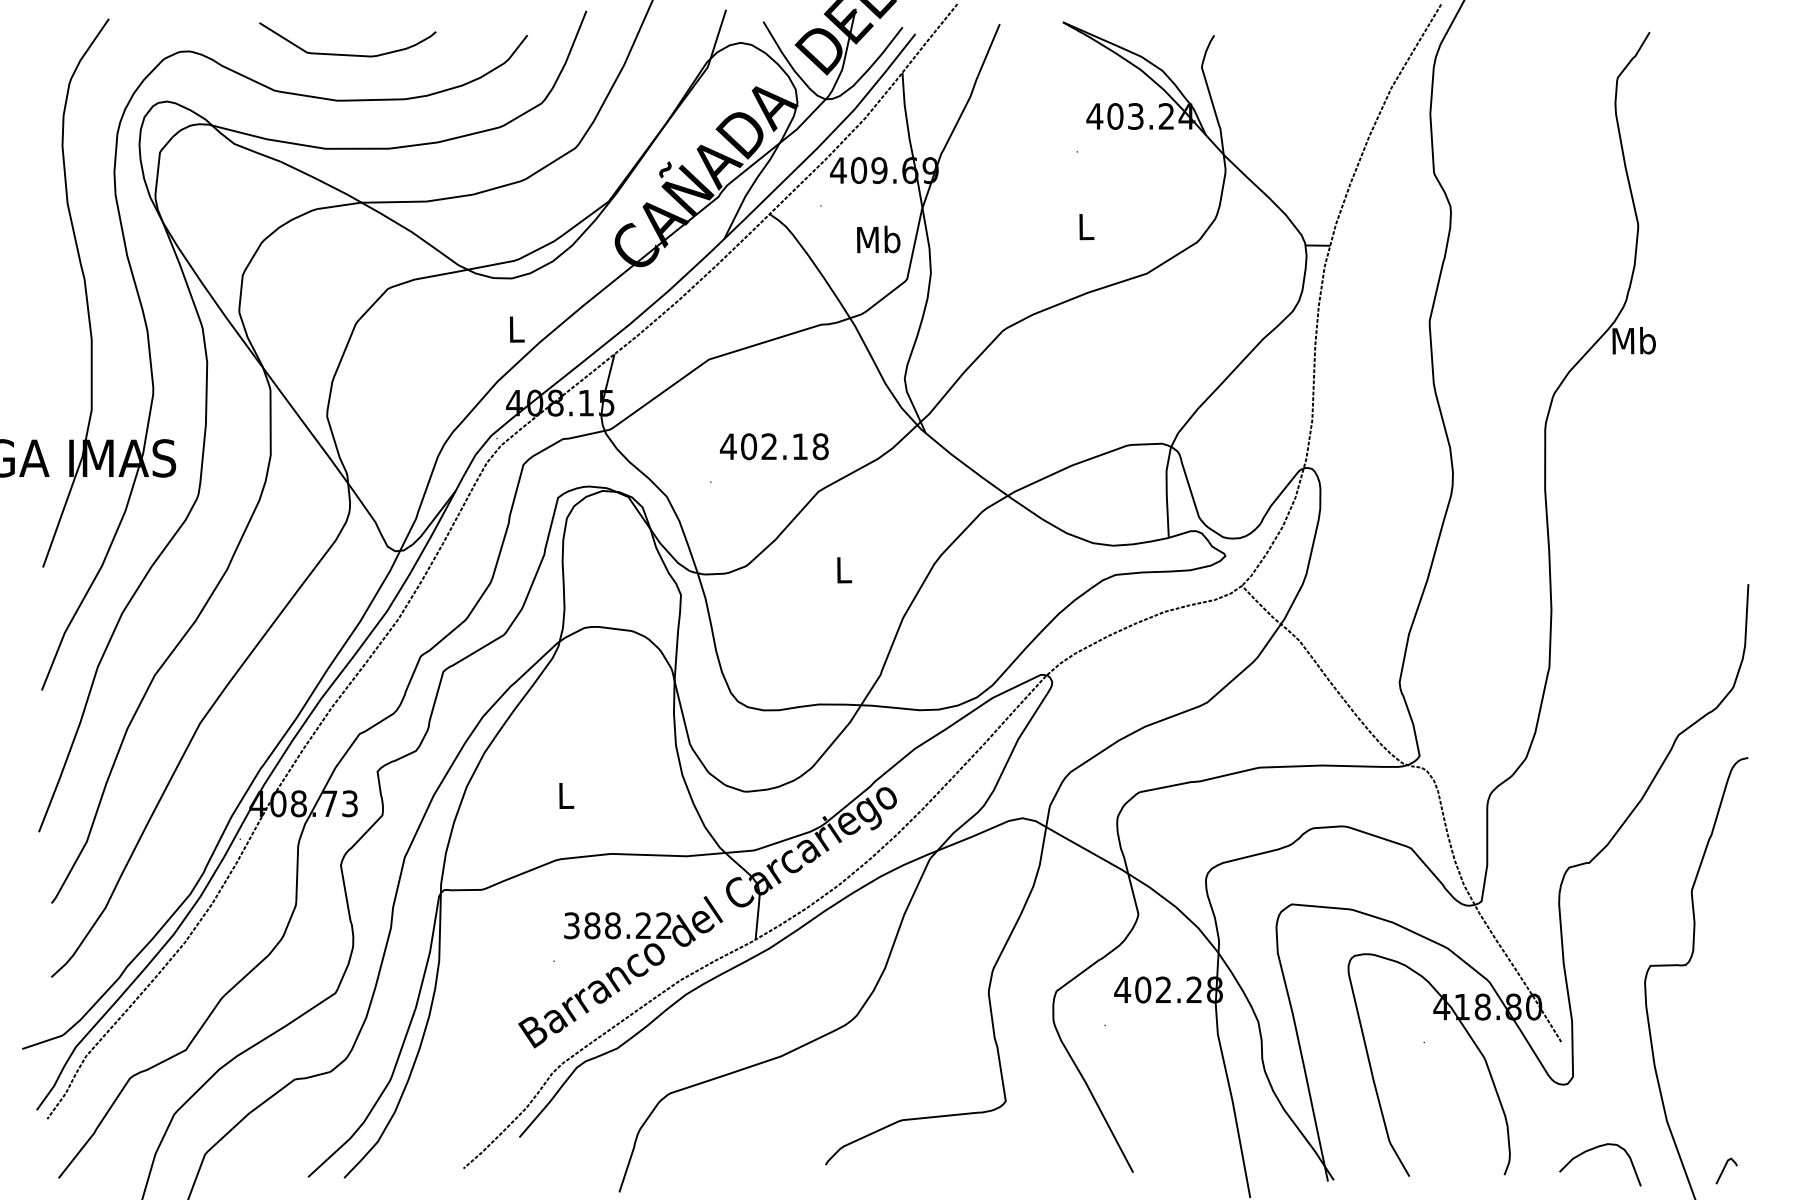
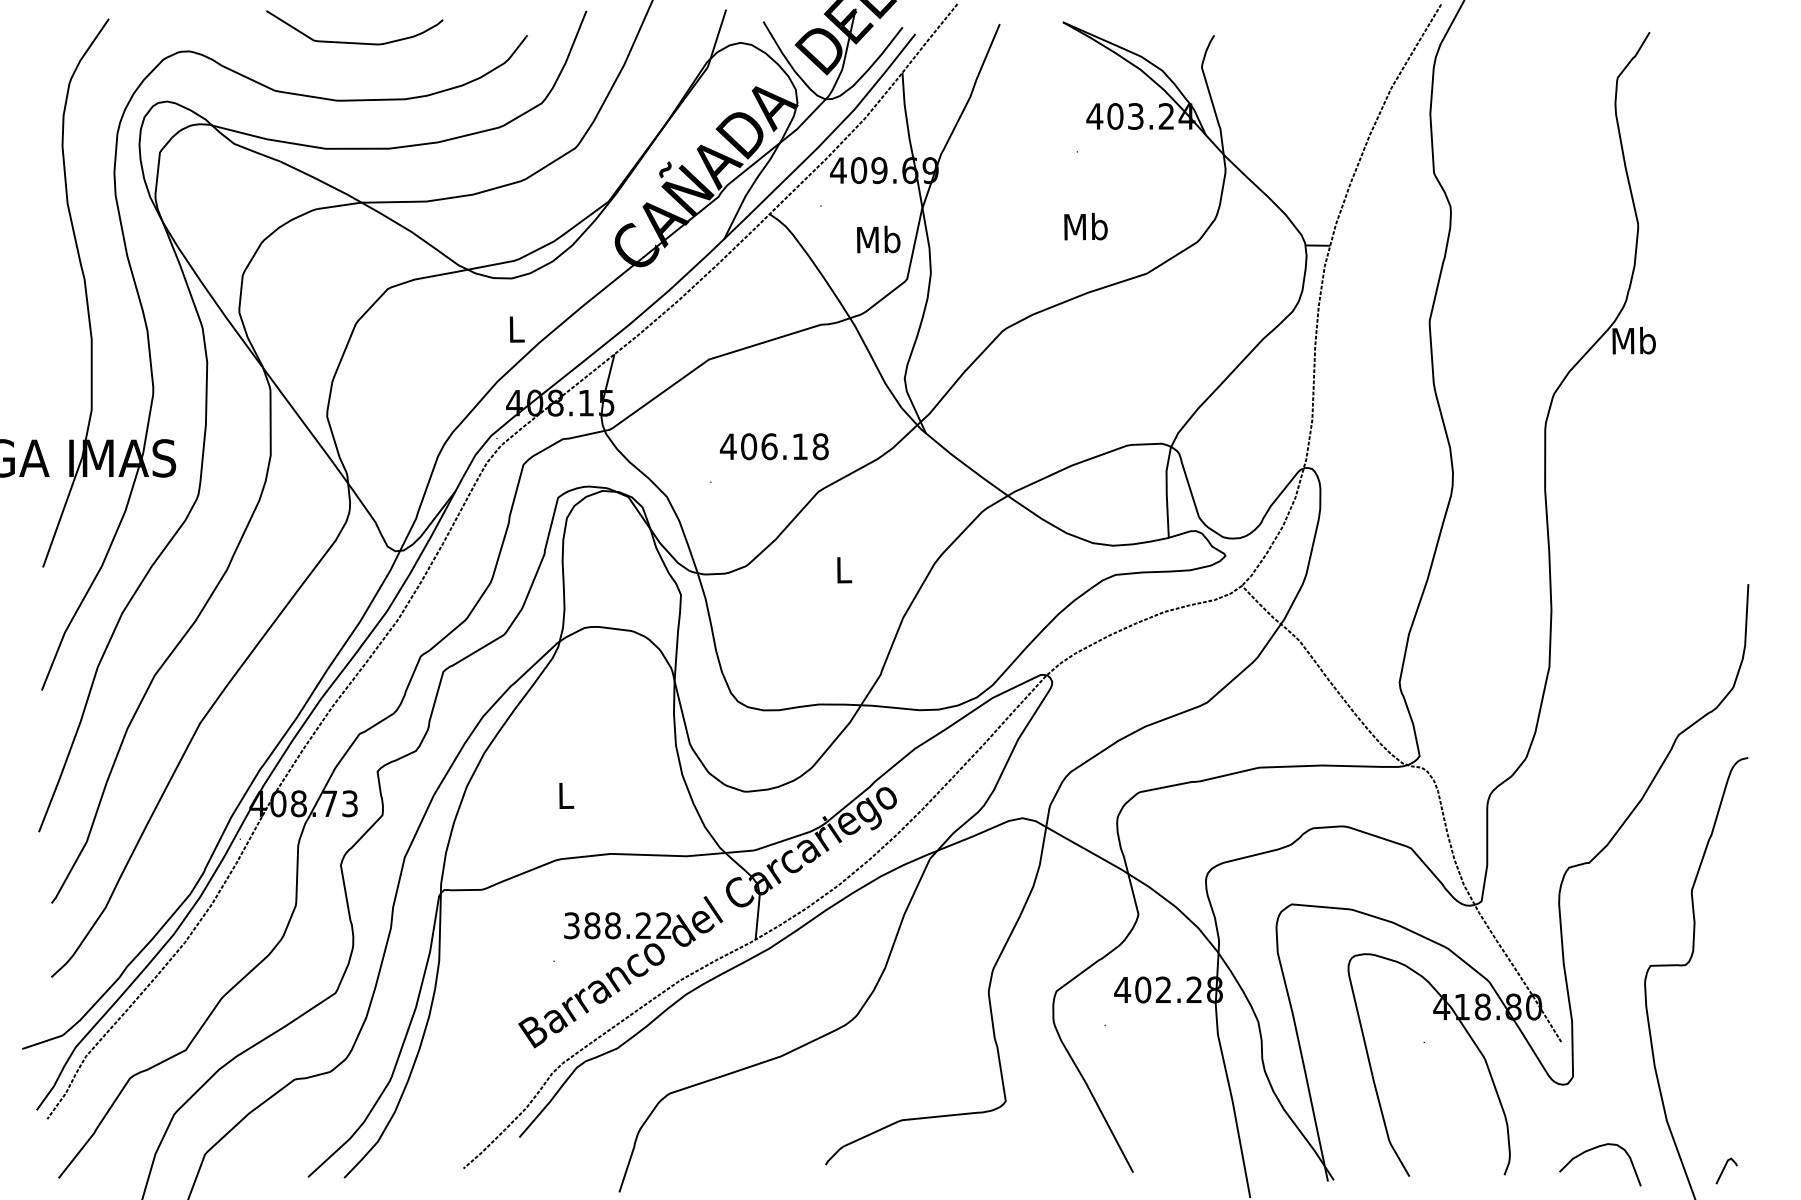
curve position: (347, 54) -> (354, 42) (354, 42)
text: L -> Mb (1085, 226)
text: 402.18 -> 406.18 (769, 446)
